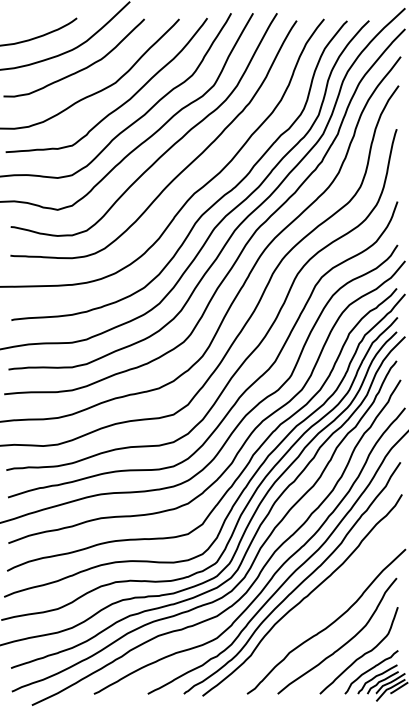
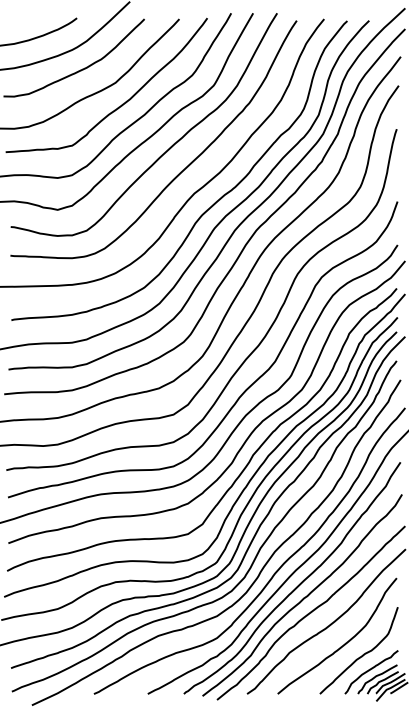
curve: none -> present (310, 612)
